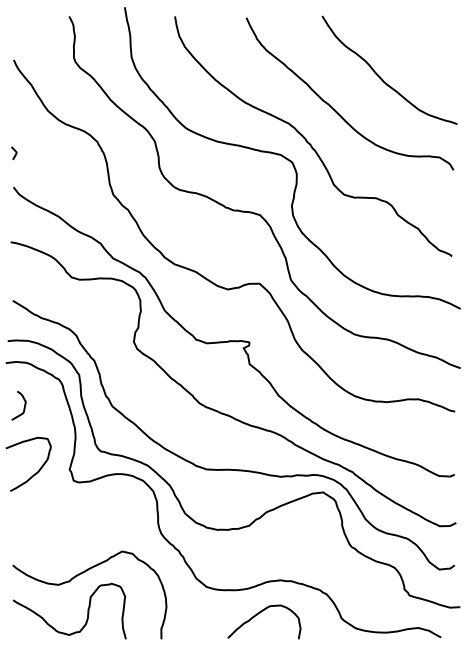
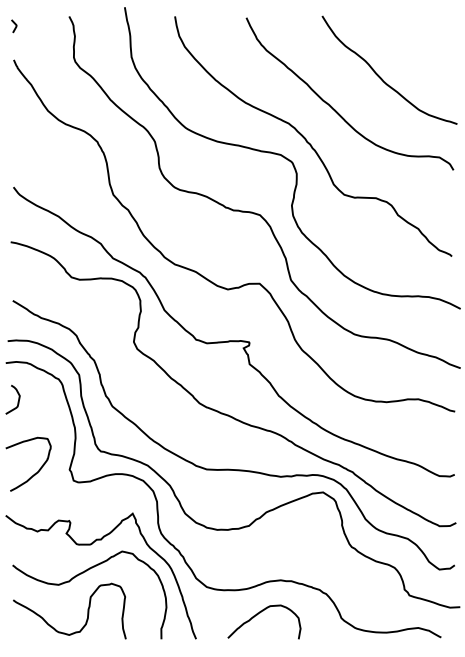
line position: (15, 153) -> (15, 26) (15, 26)
curve position: (23, 407) -> (17, 401) (17, 401)
curve: none -> present (90, 545)
